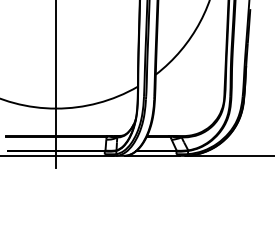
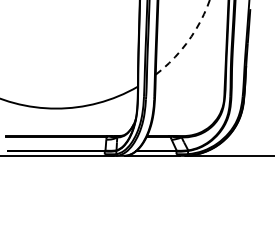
arc: solid -> dashed (188, 41)
line: present -> none (56, 84)
